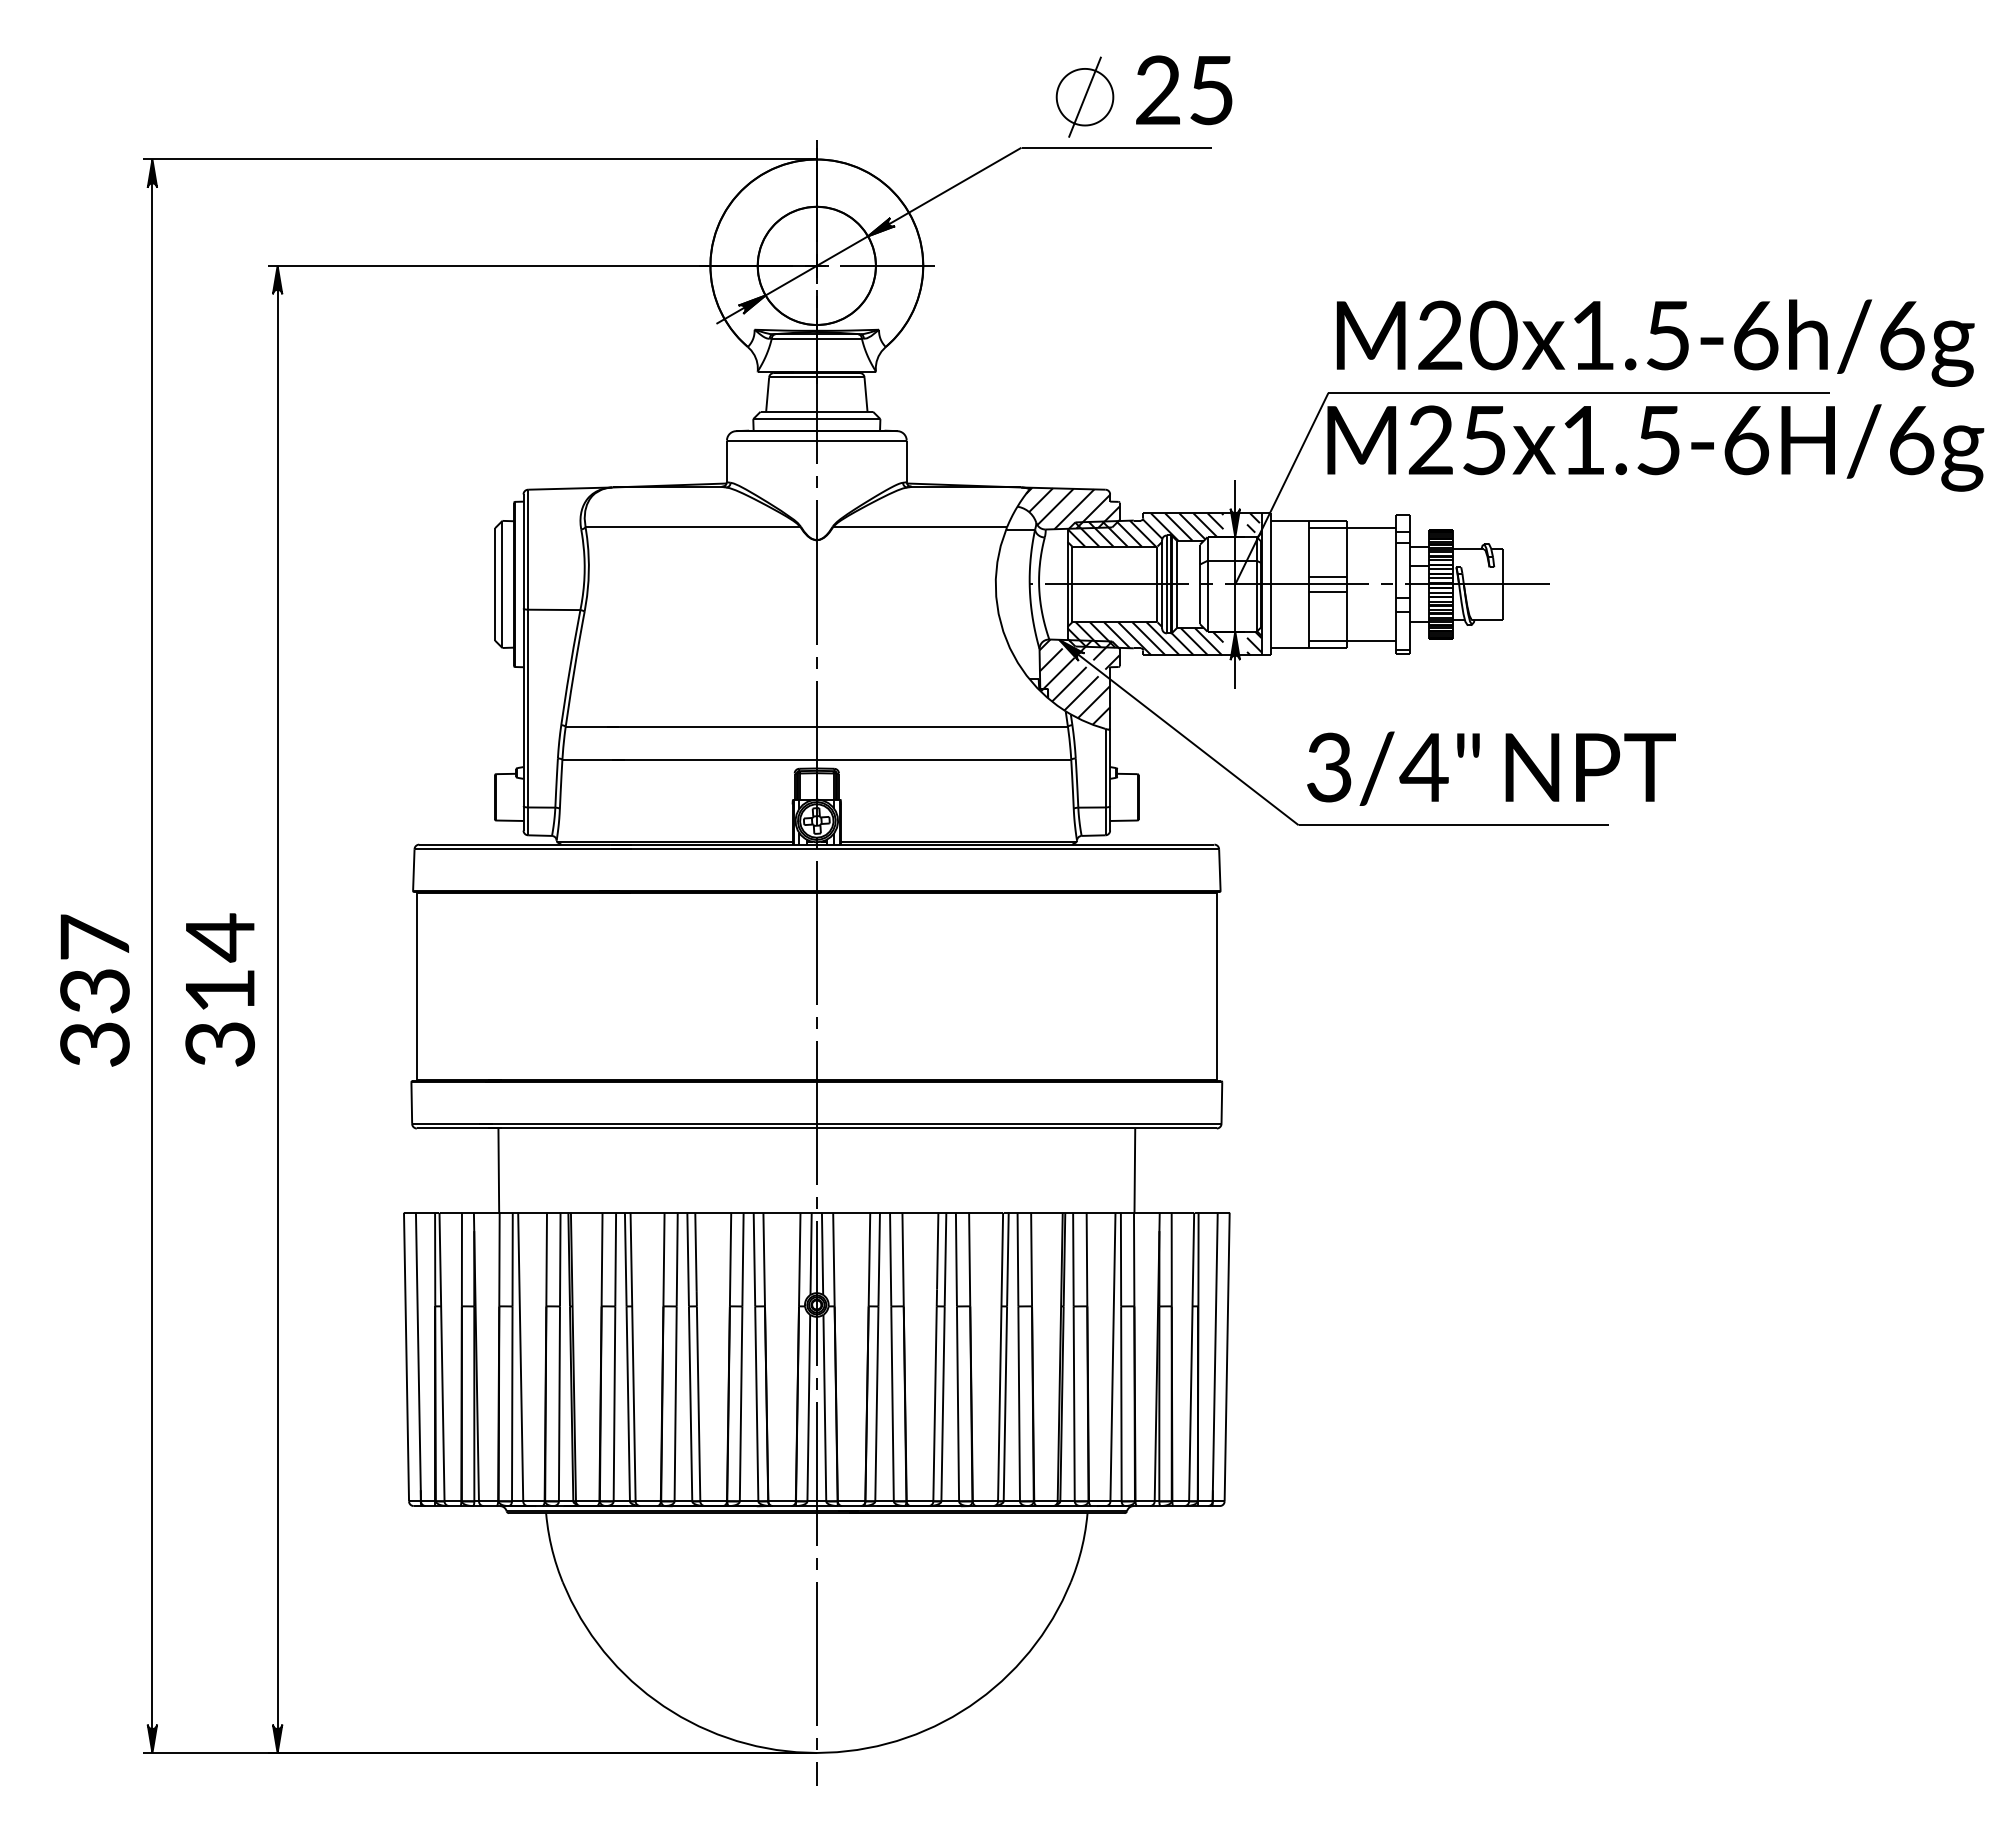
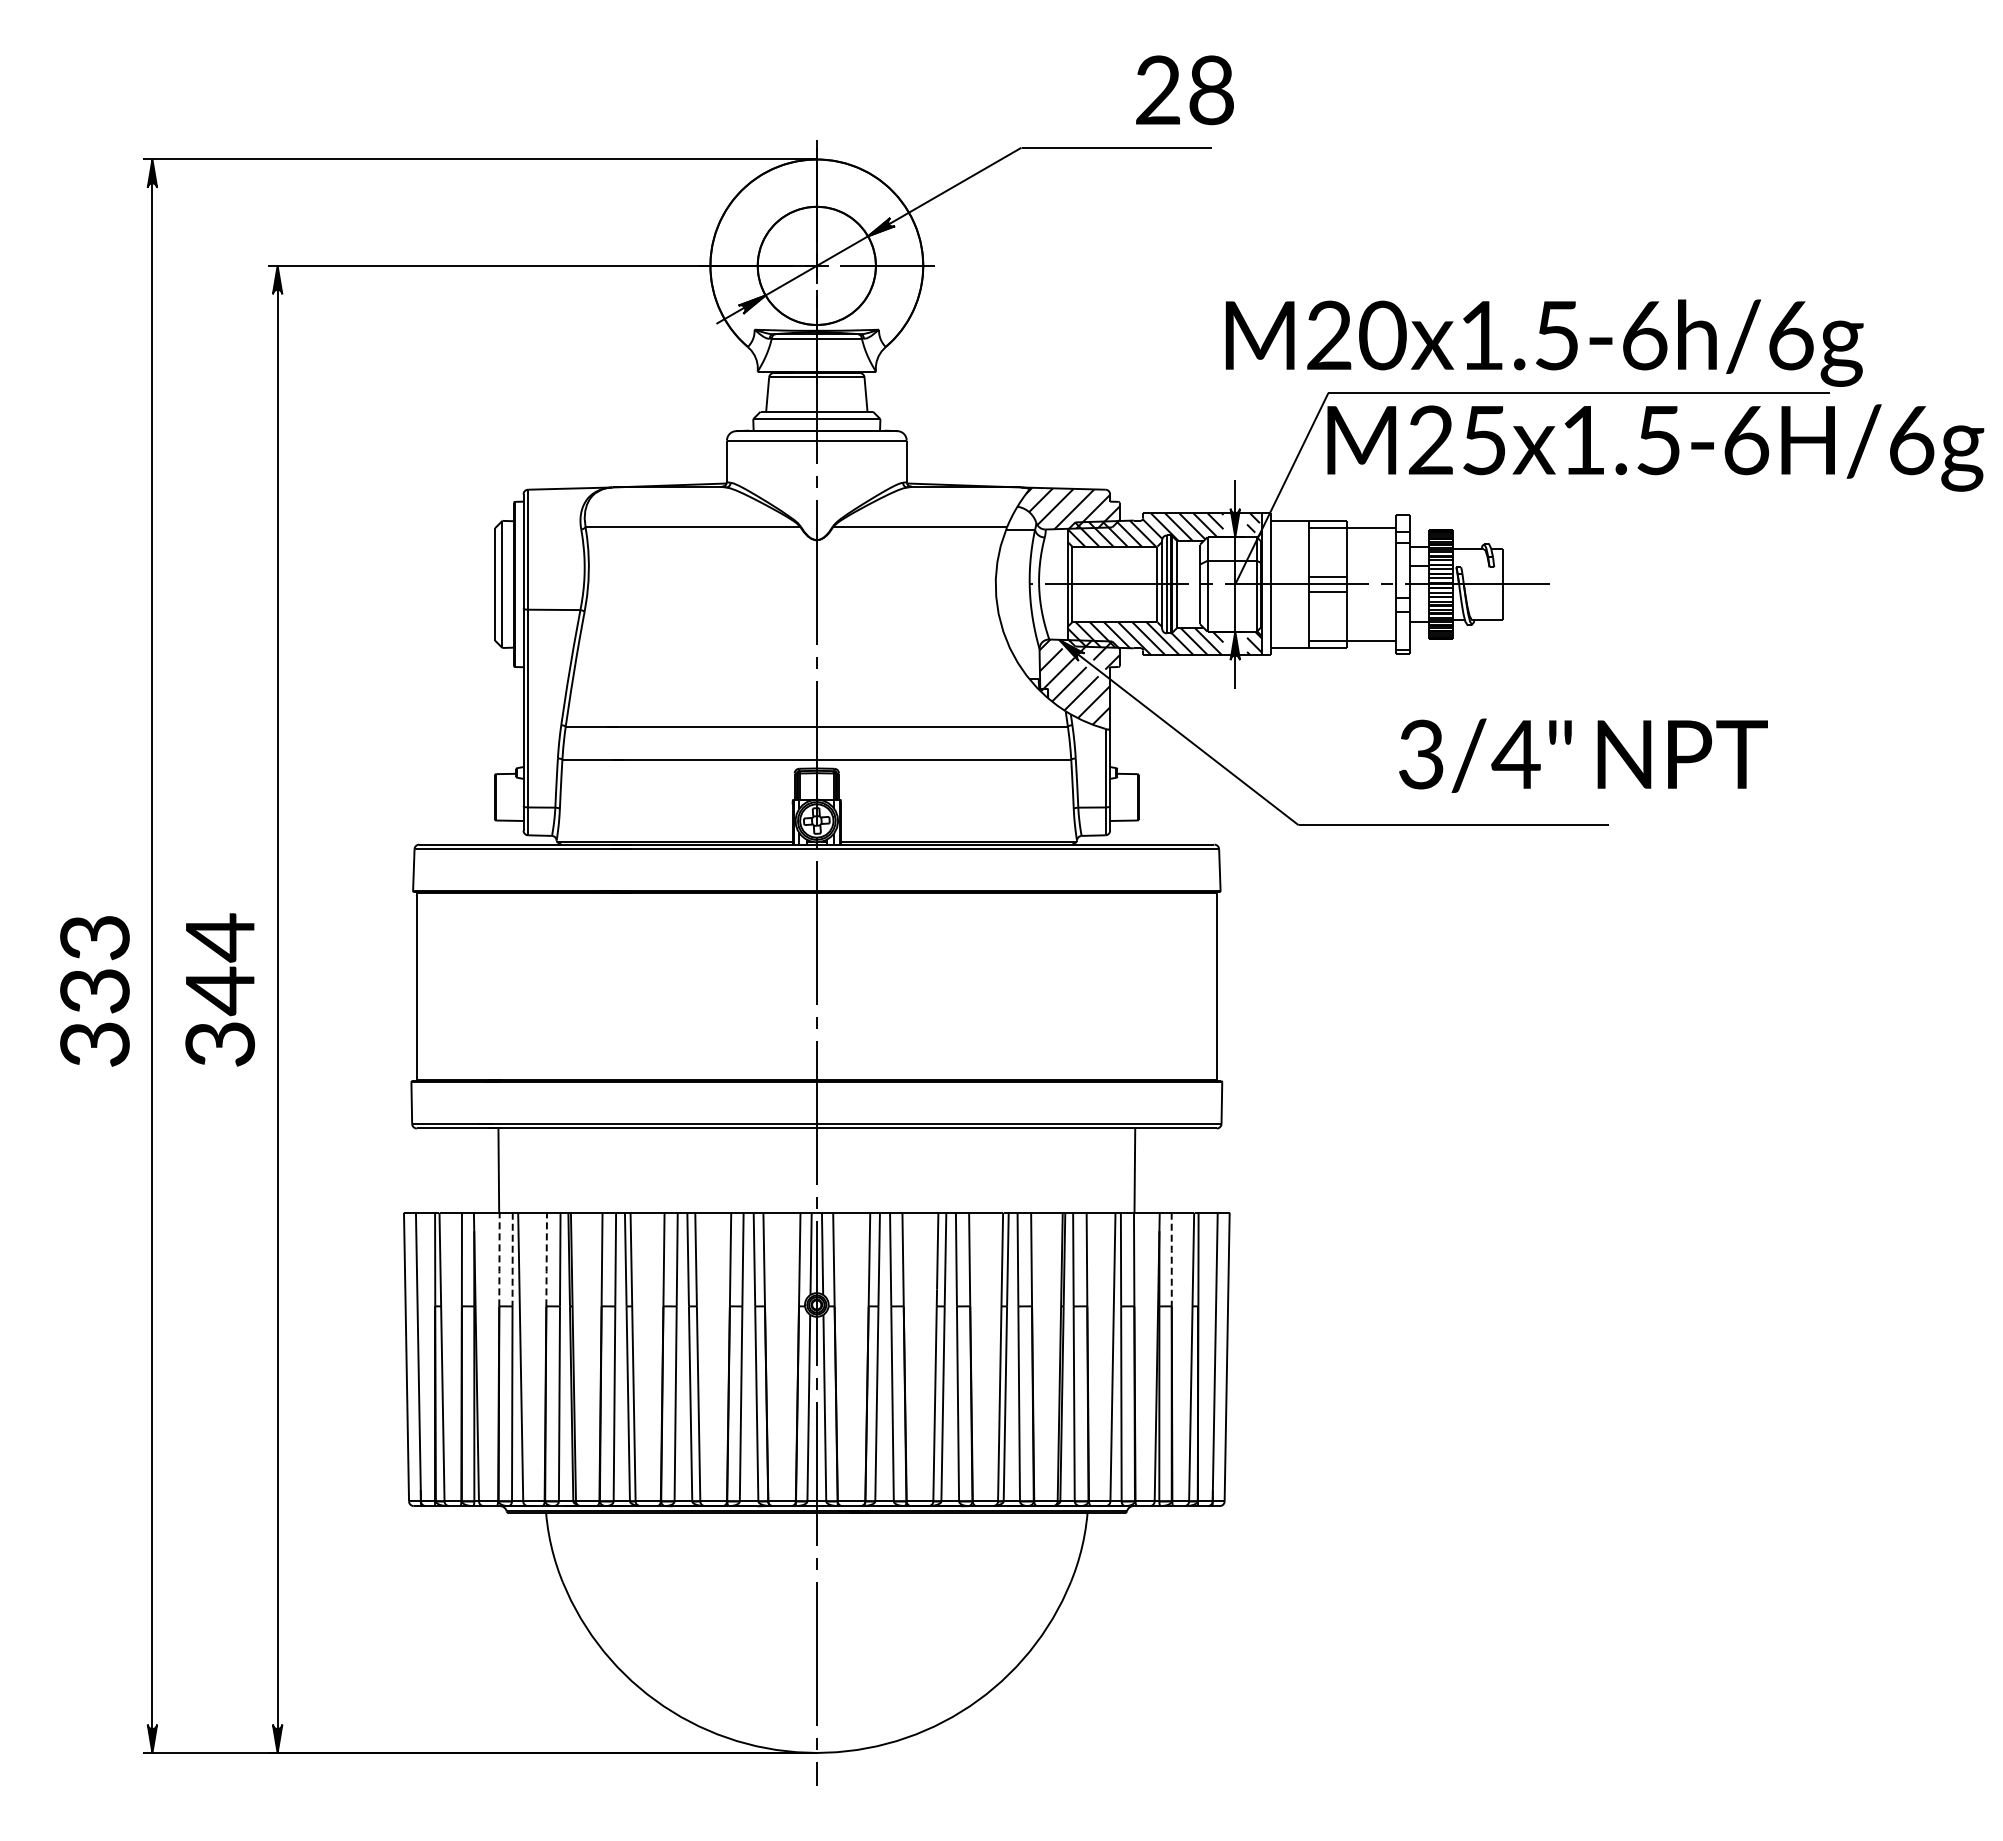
text: 25 -> 28 (1211, 90)
part: present -> none (1084, 96)
text position: (1655, 342) -> (1544, 342) (1544, 342)
text position: (1491, 768) -> (1583, 755) (1583, 755)
text: 337 -> 333 (94, 937)
text: 314 -> 344 (220, 991)
line: solid -> dashed (499, 1259)
line: solid -> dashed (546, 1259)
line: solid -> dashed (1171, 1259)
line: solid -> dashed (512, 1260)
